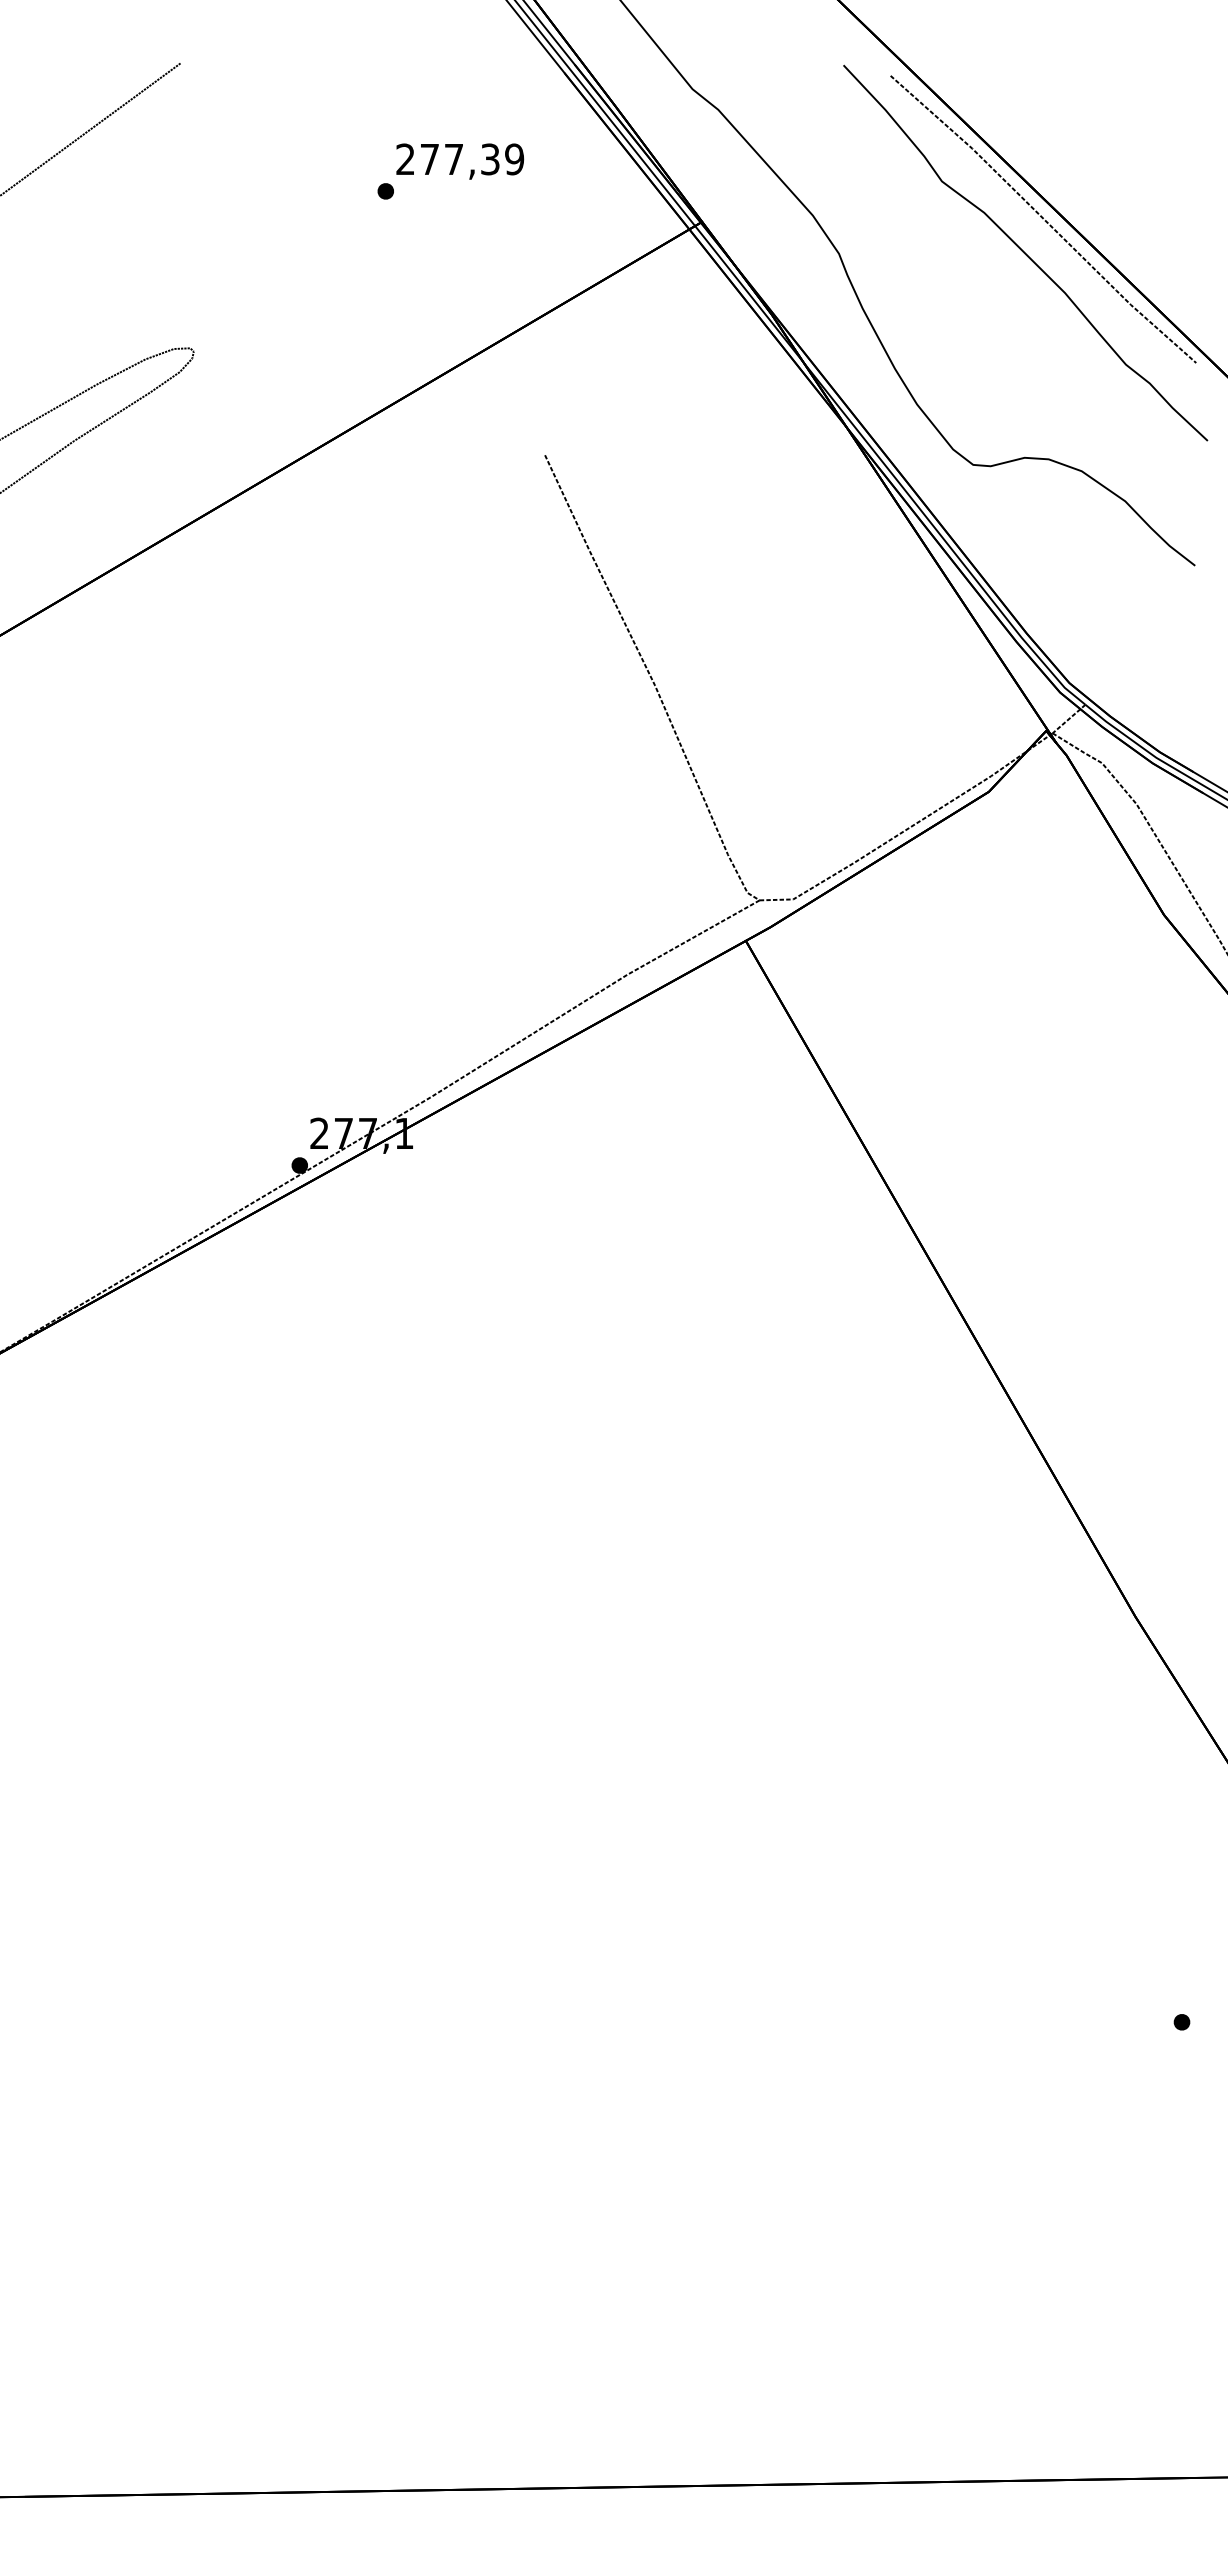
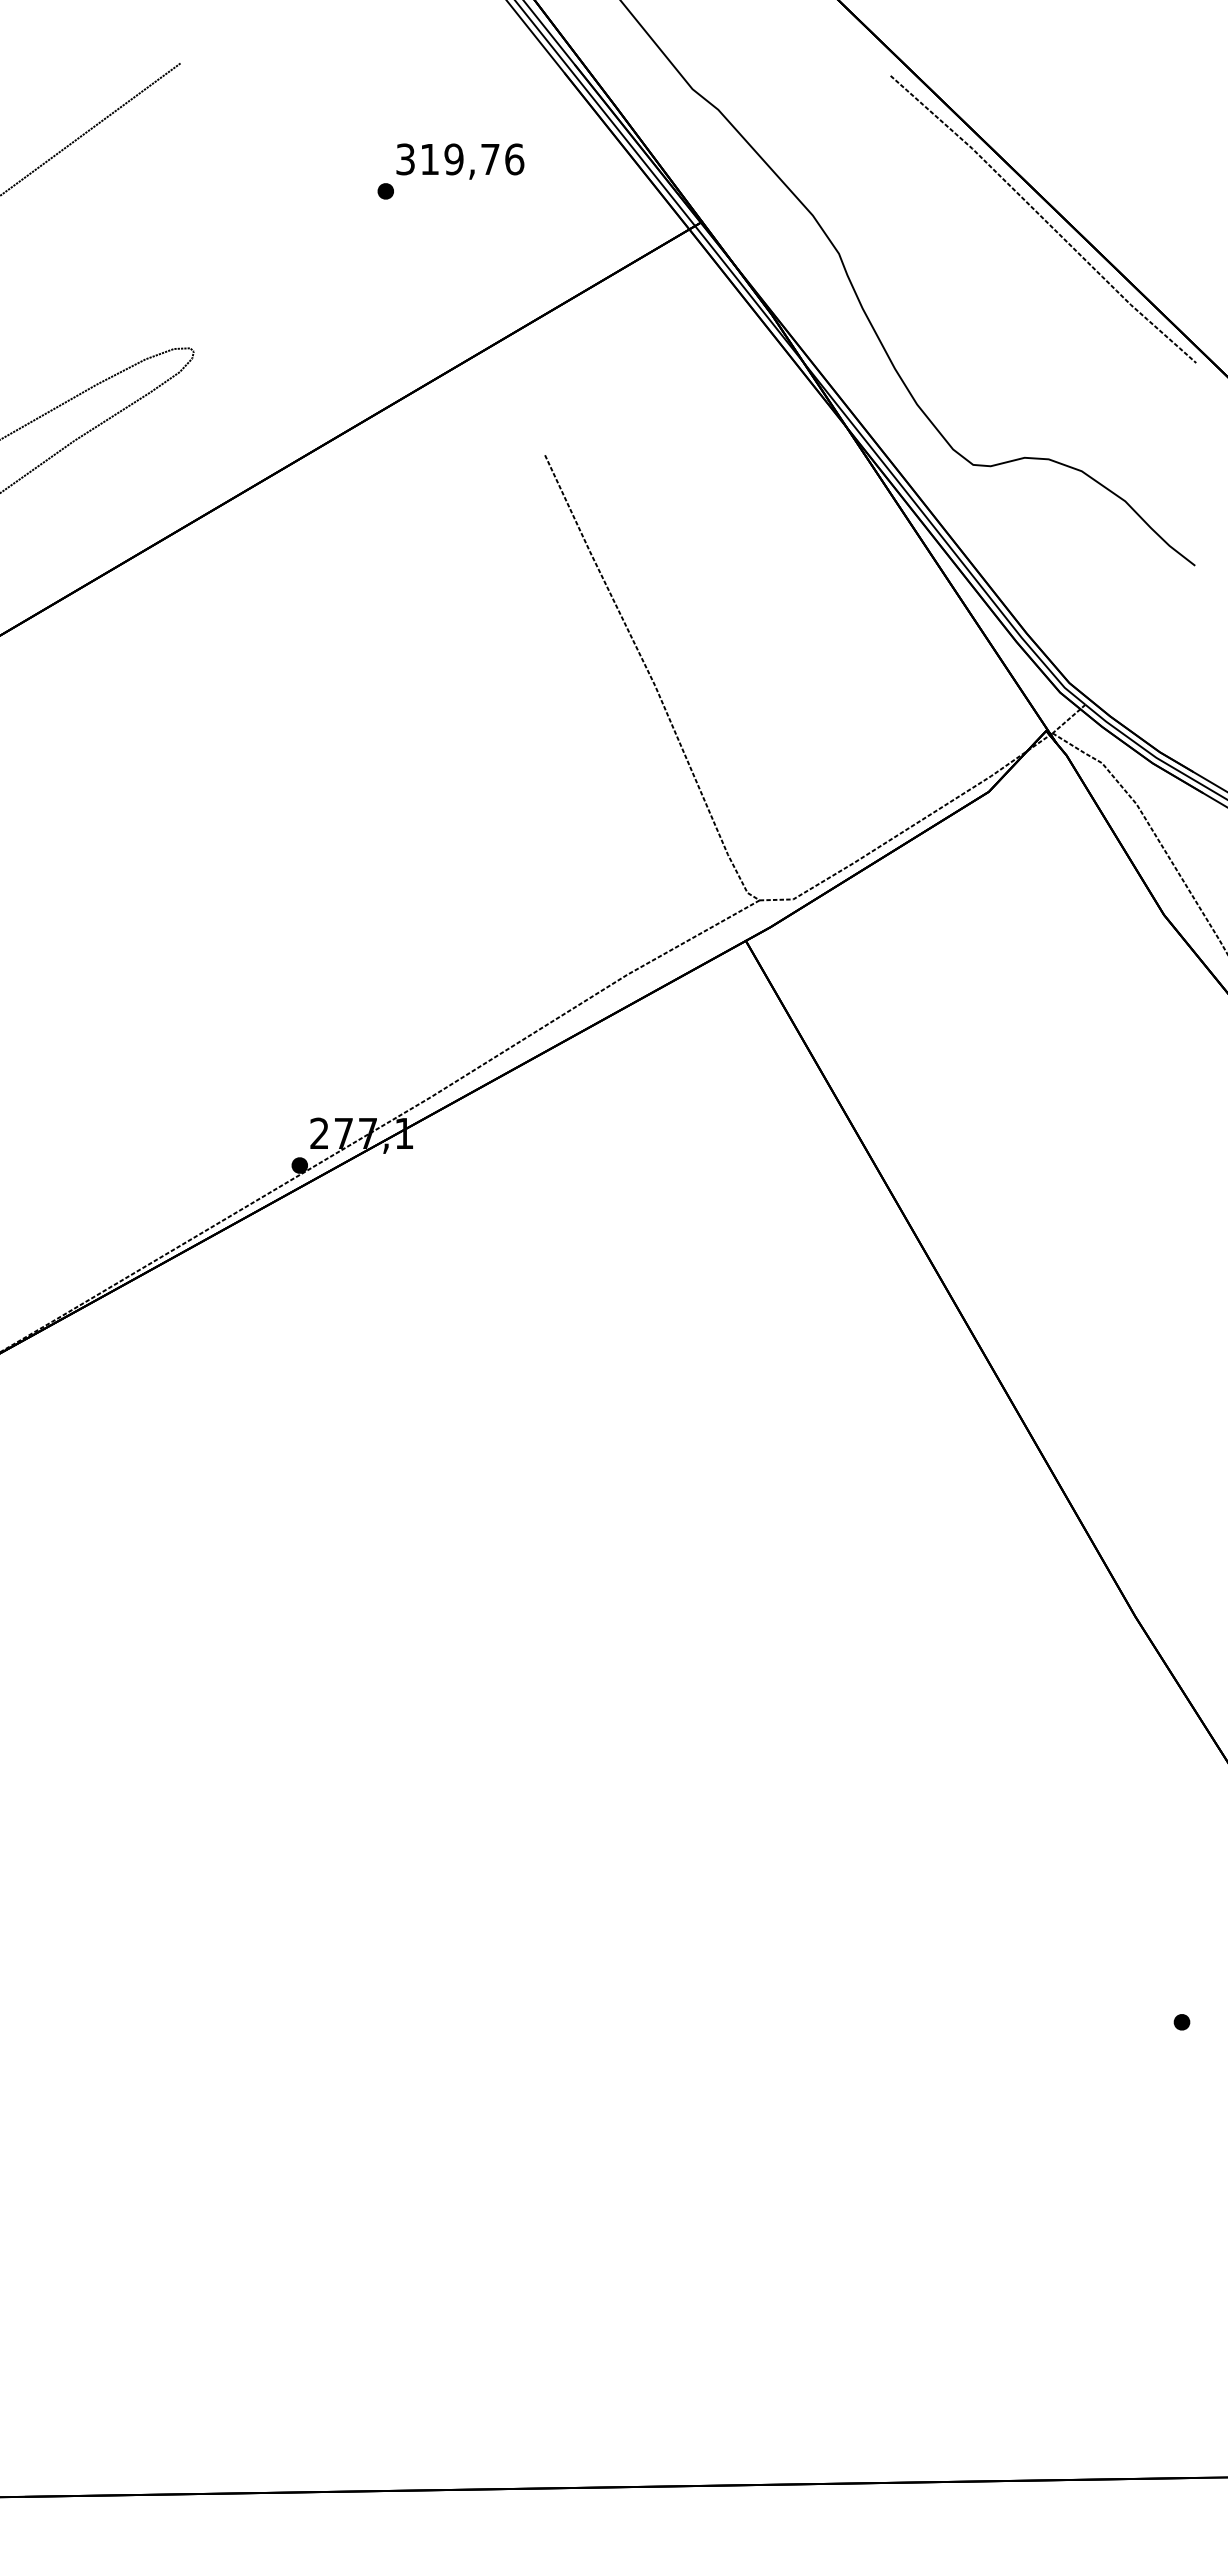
text: 277,39 -> 319,76 (460, 159)
curve: present -> none (1025, 252)
